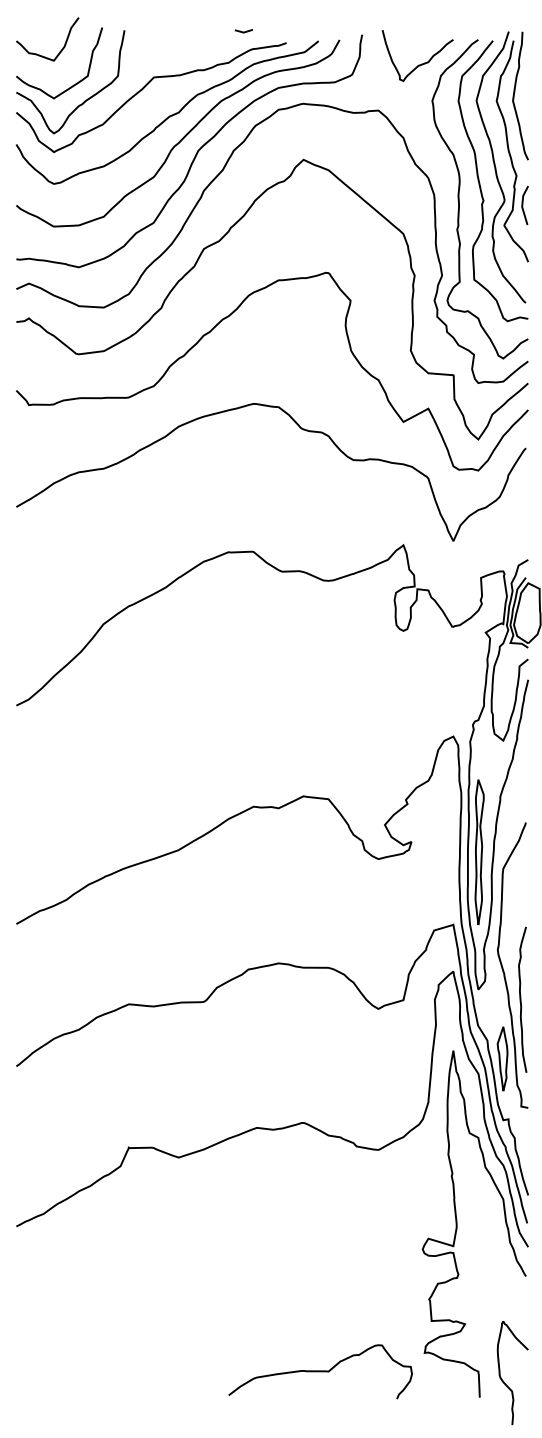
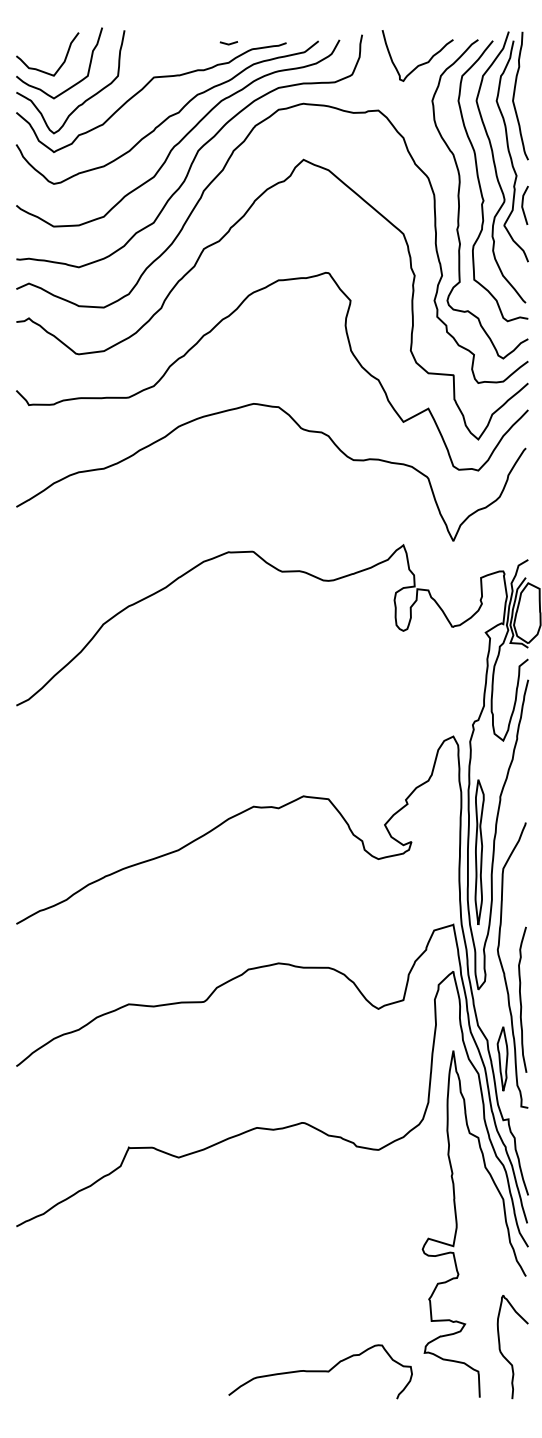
line position: (243, 31) -> (228, 43) (228, 43)
curve position: (42, 55) -> (42, 70) (42, 70)
curve position: (504, 1381) -> (504, 1355) (504, 1355)
